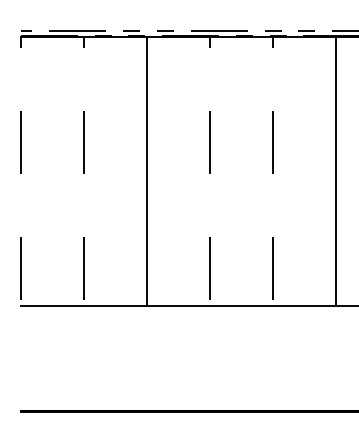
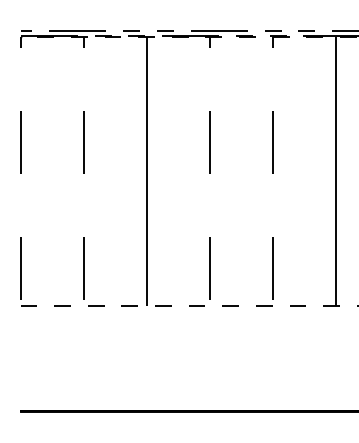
line: solid -> dashed (189, 37)
line: solid -> dashed (189, 306)
